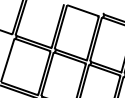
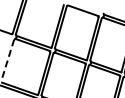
line: solid -> dashed (7, 60)
